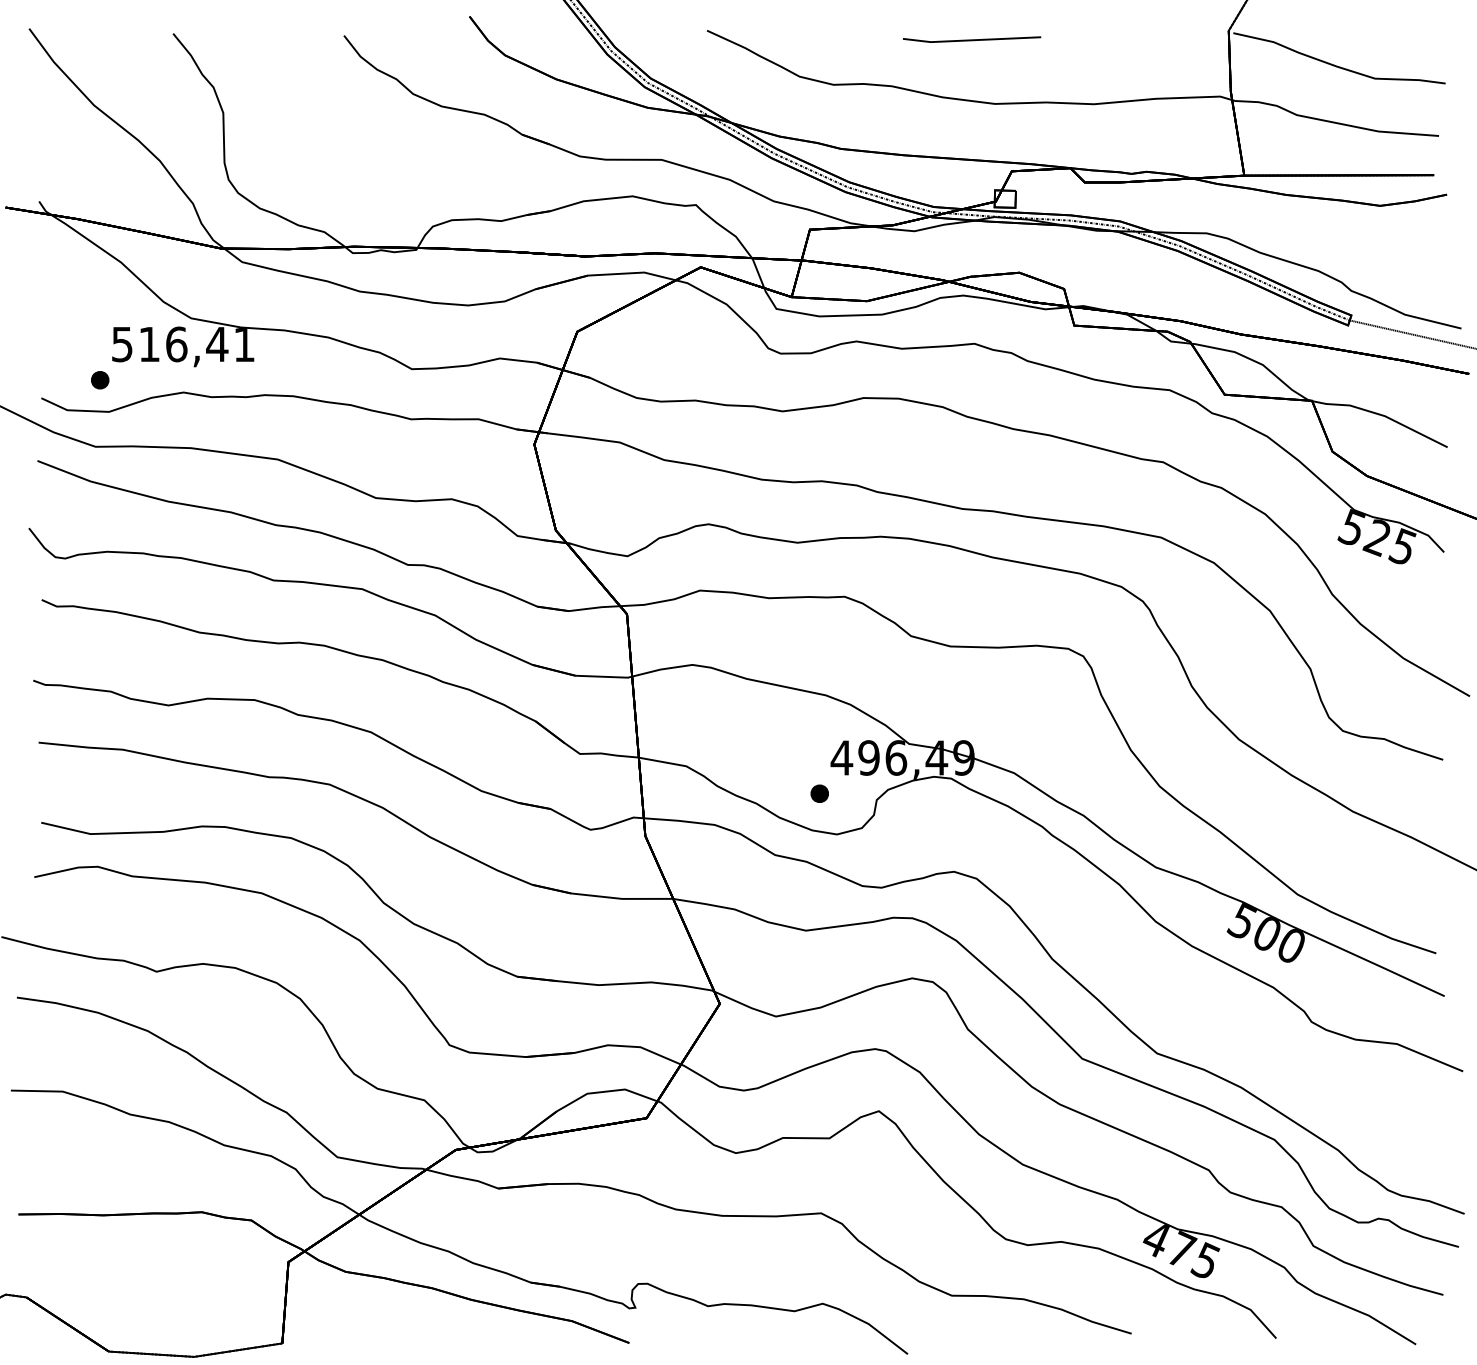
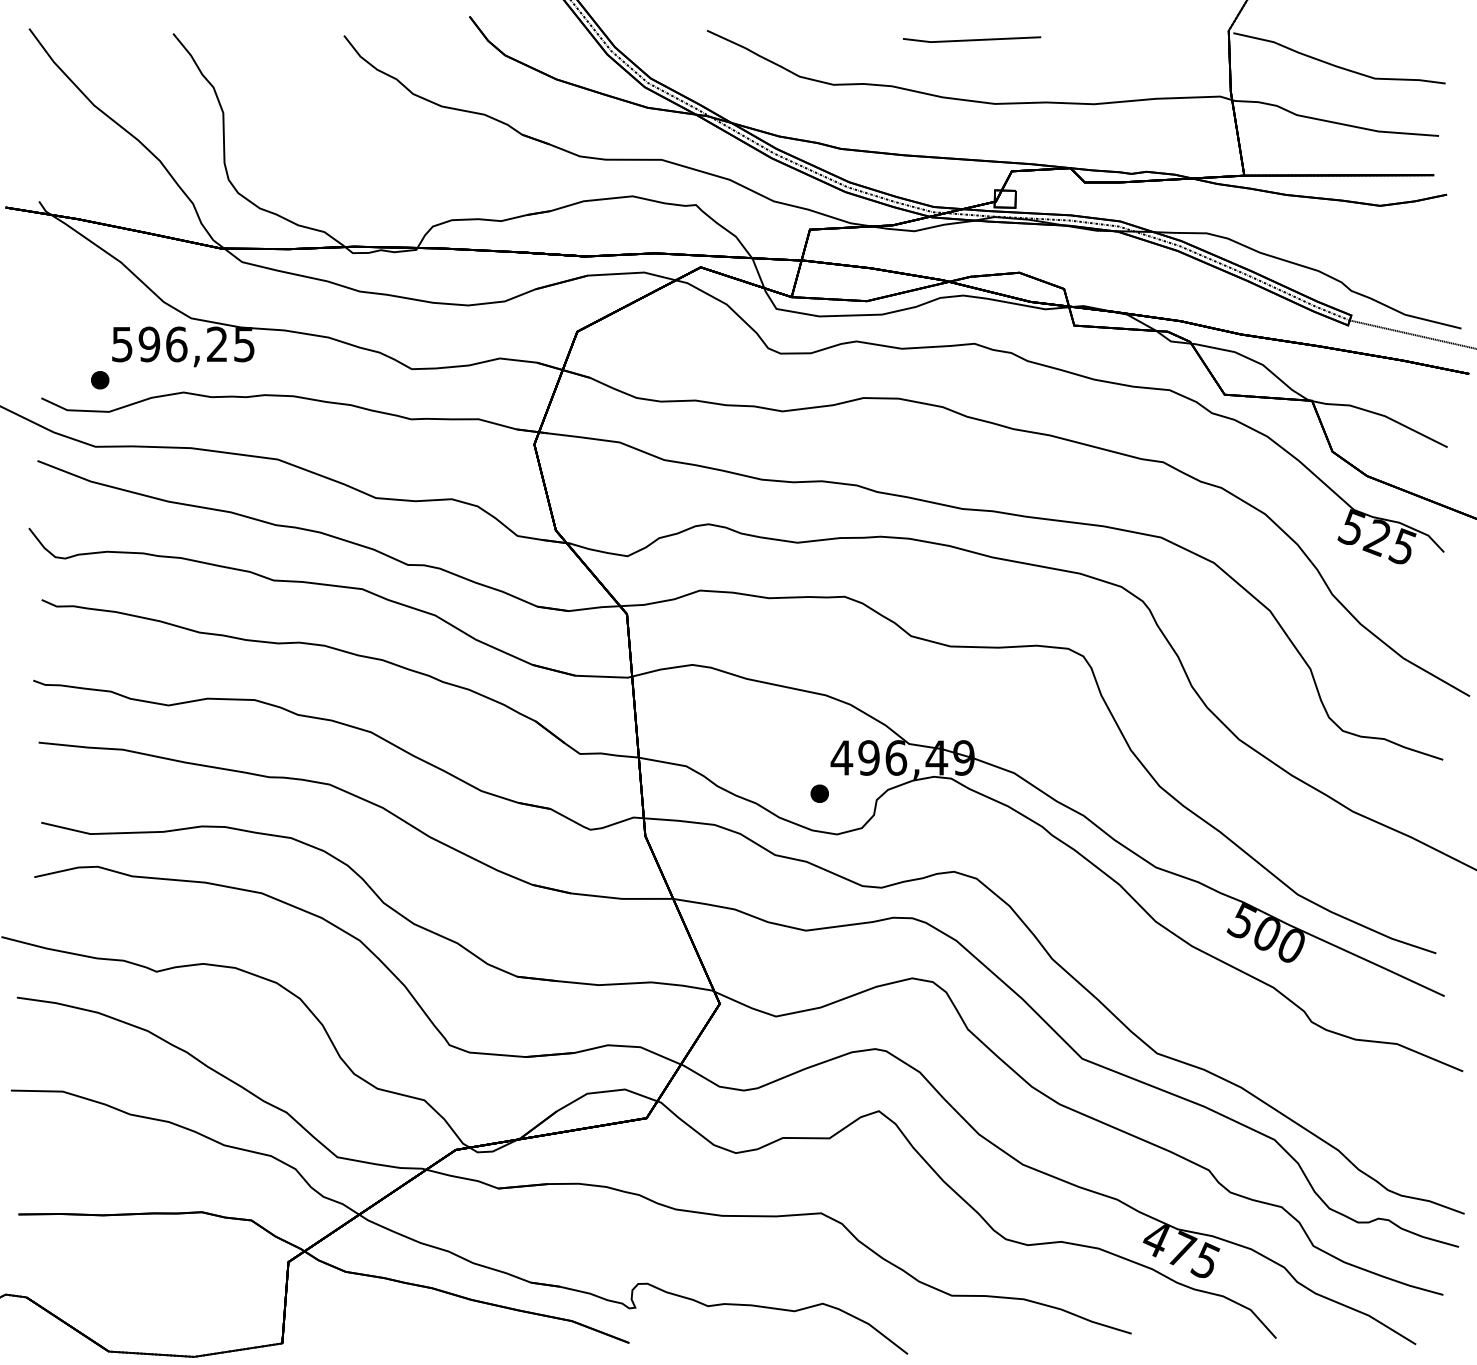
text: 516,41 -> 596,25 (196, 344)
